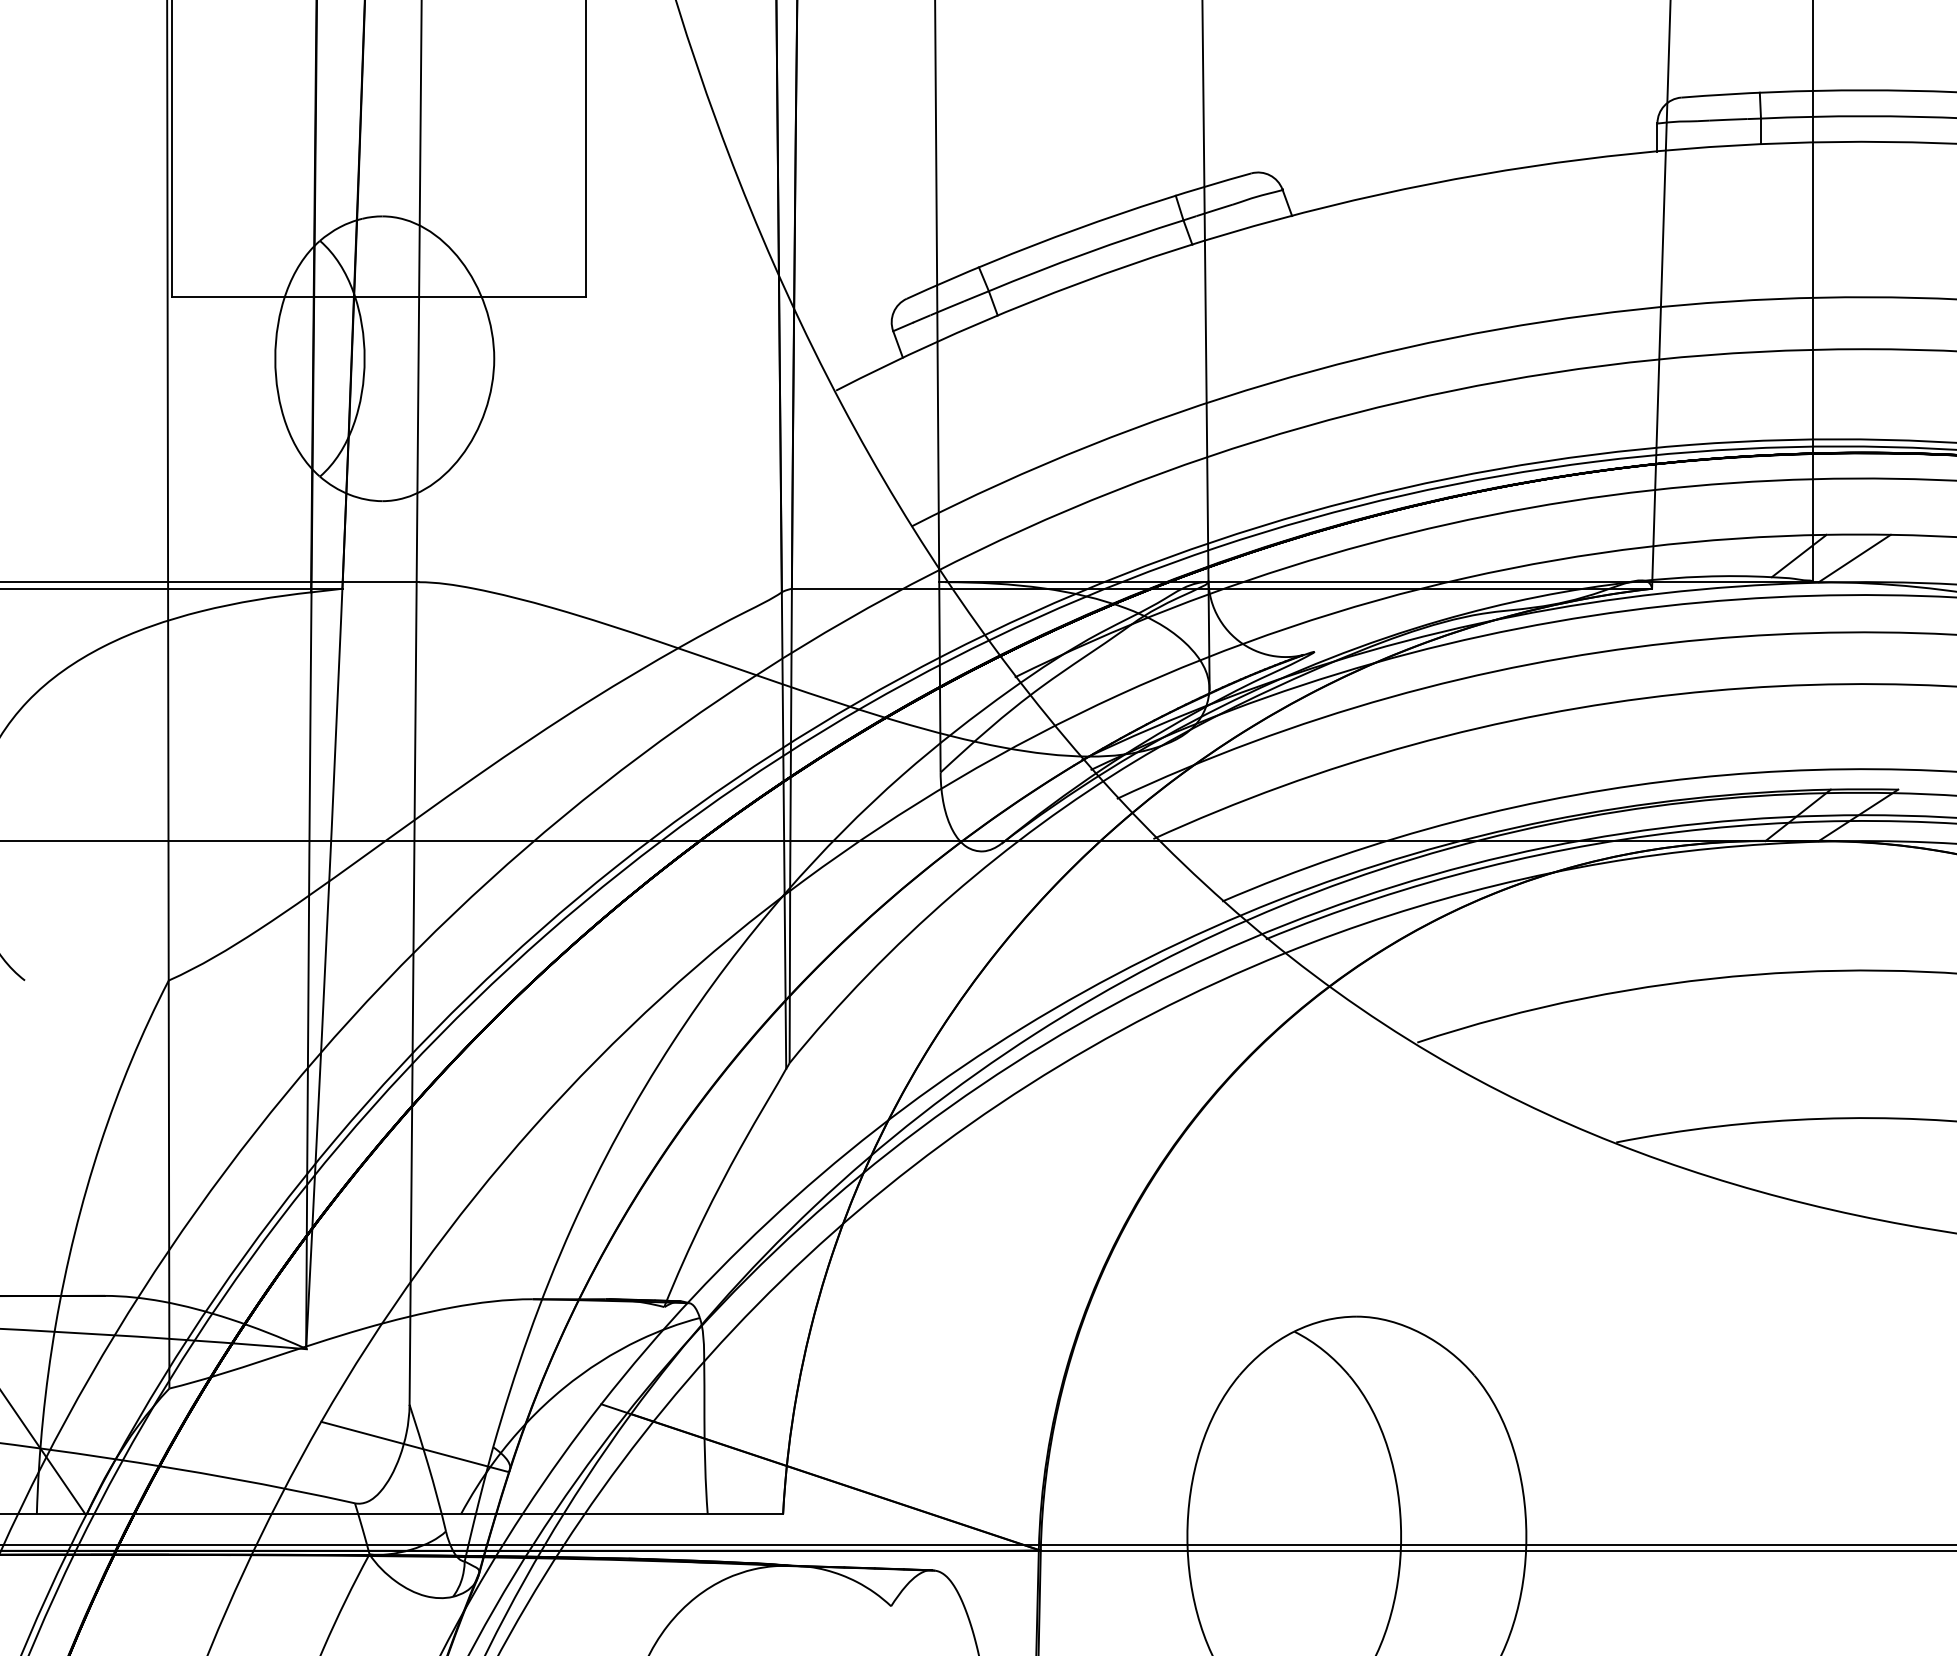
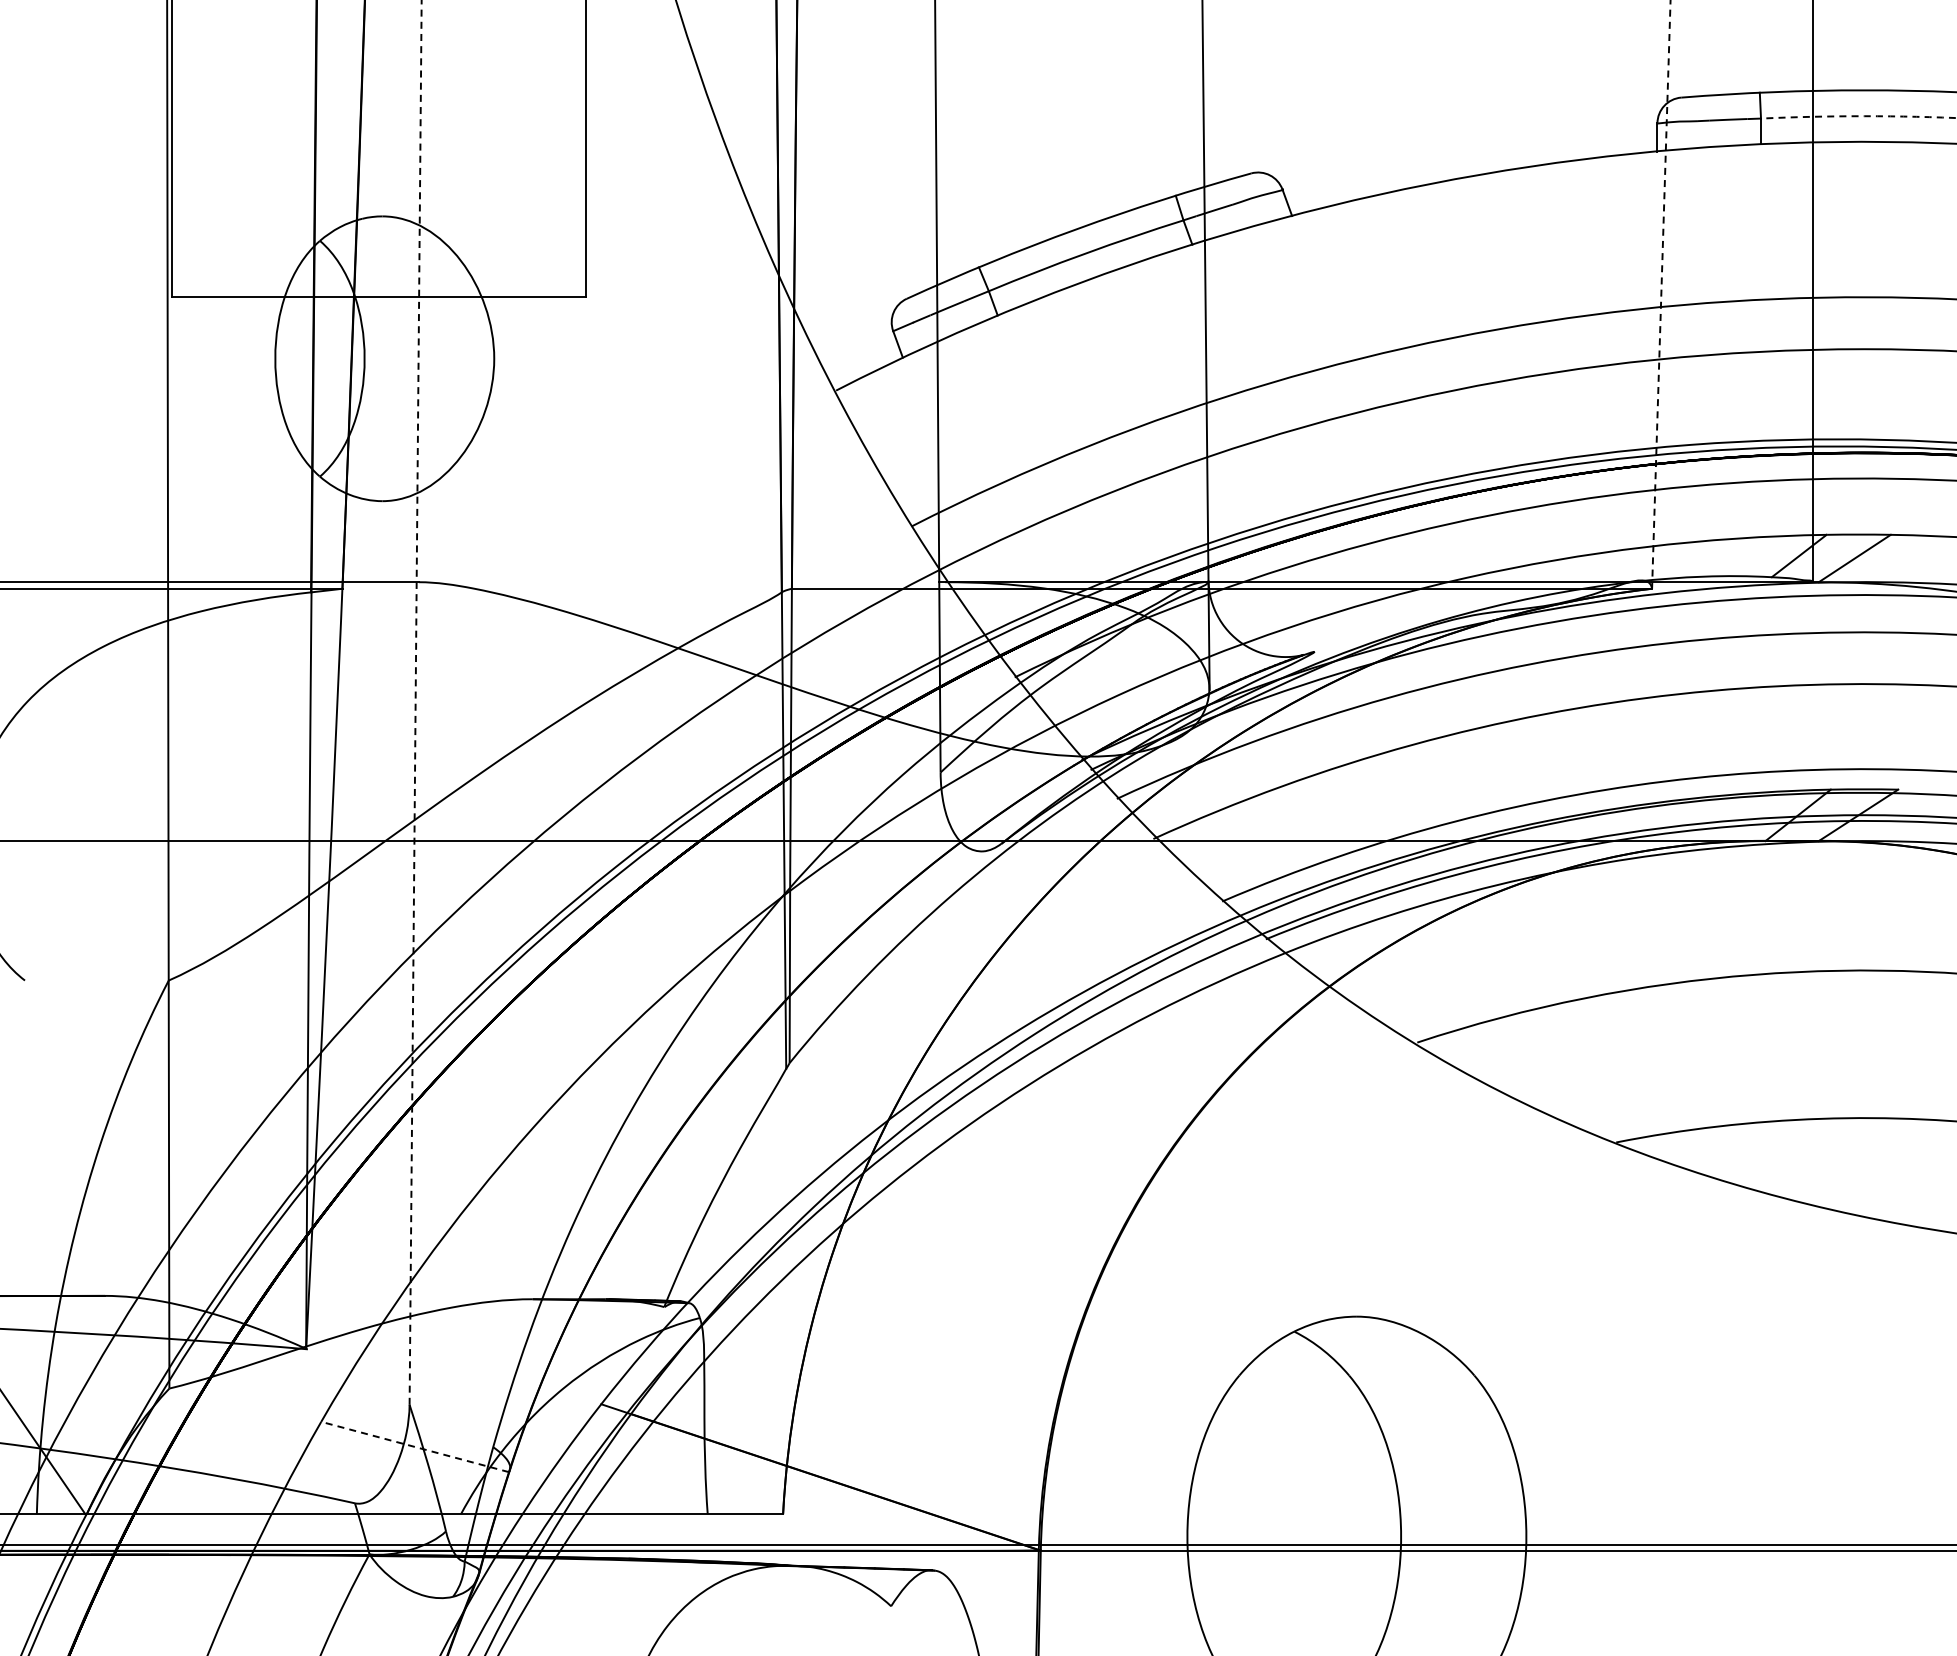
arc: solid -> dashed (1858, 116)
line: solid -> dashed (1661, 293)
line: solid -> dashed (415, 702)
line: solid -> dashed (414, 1446)
